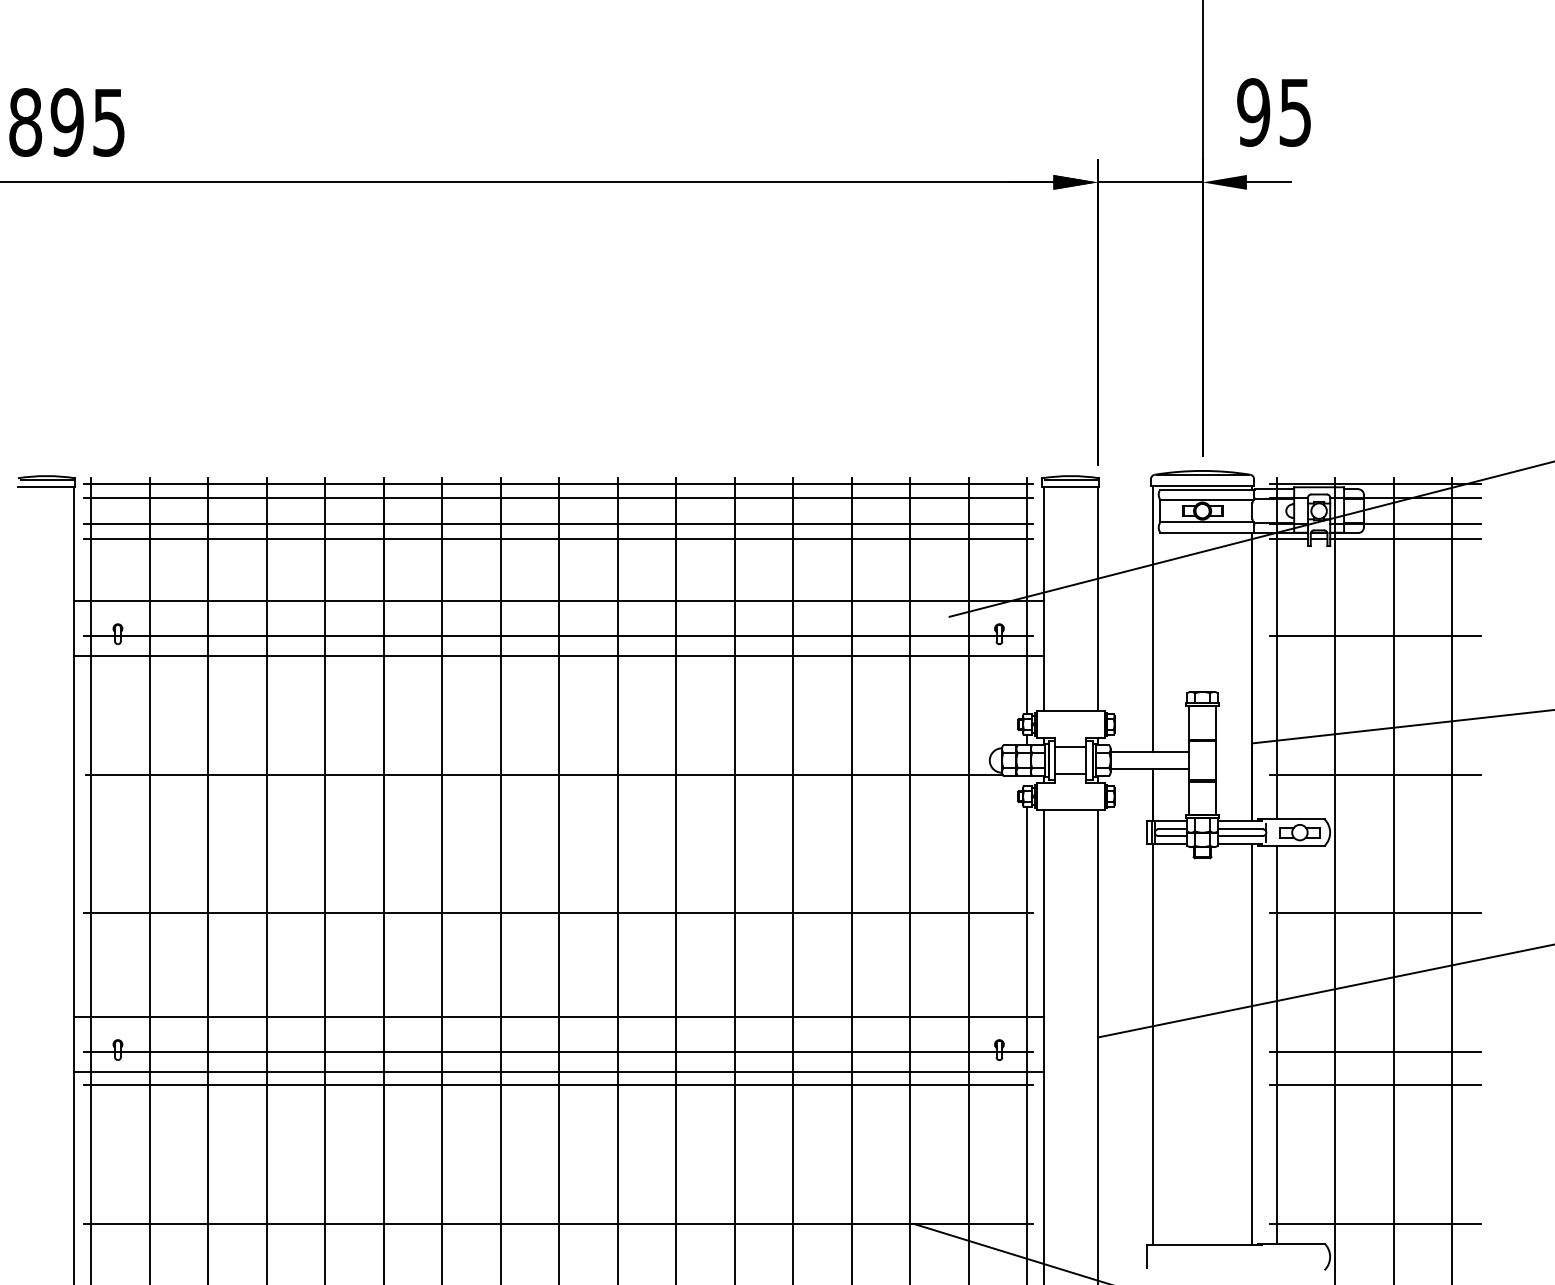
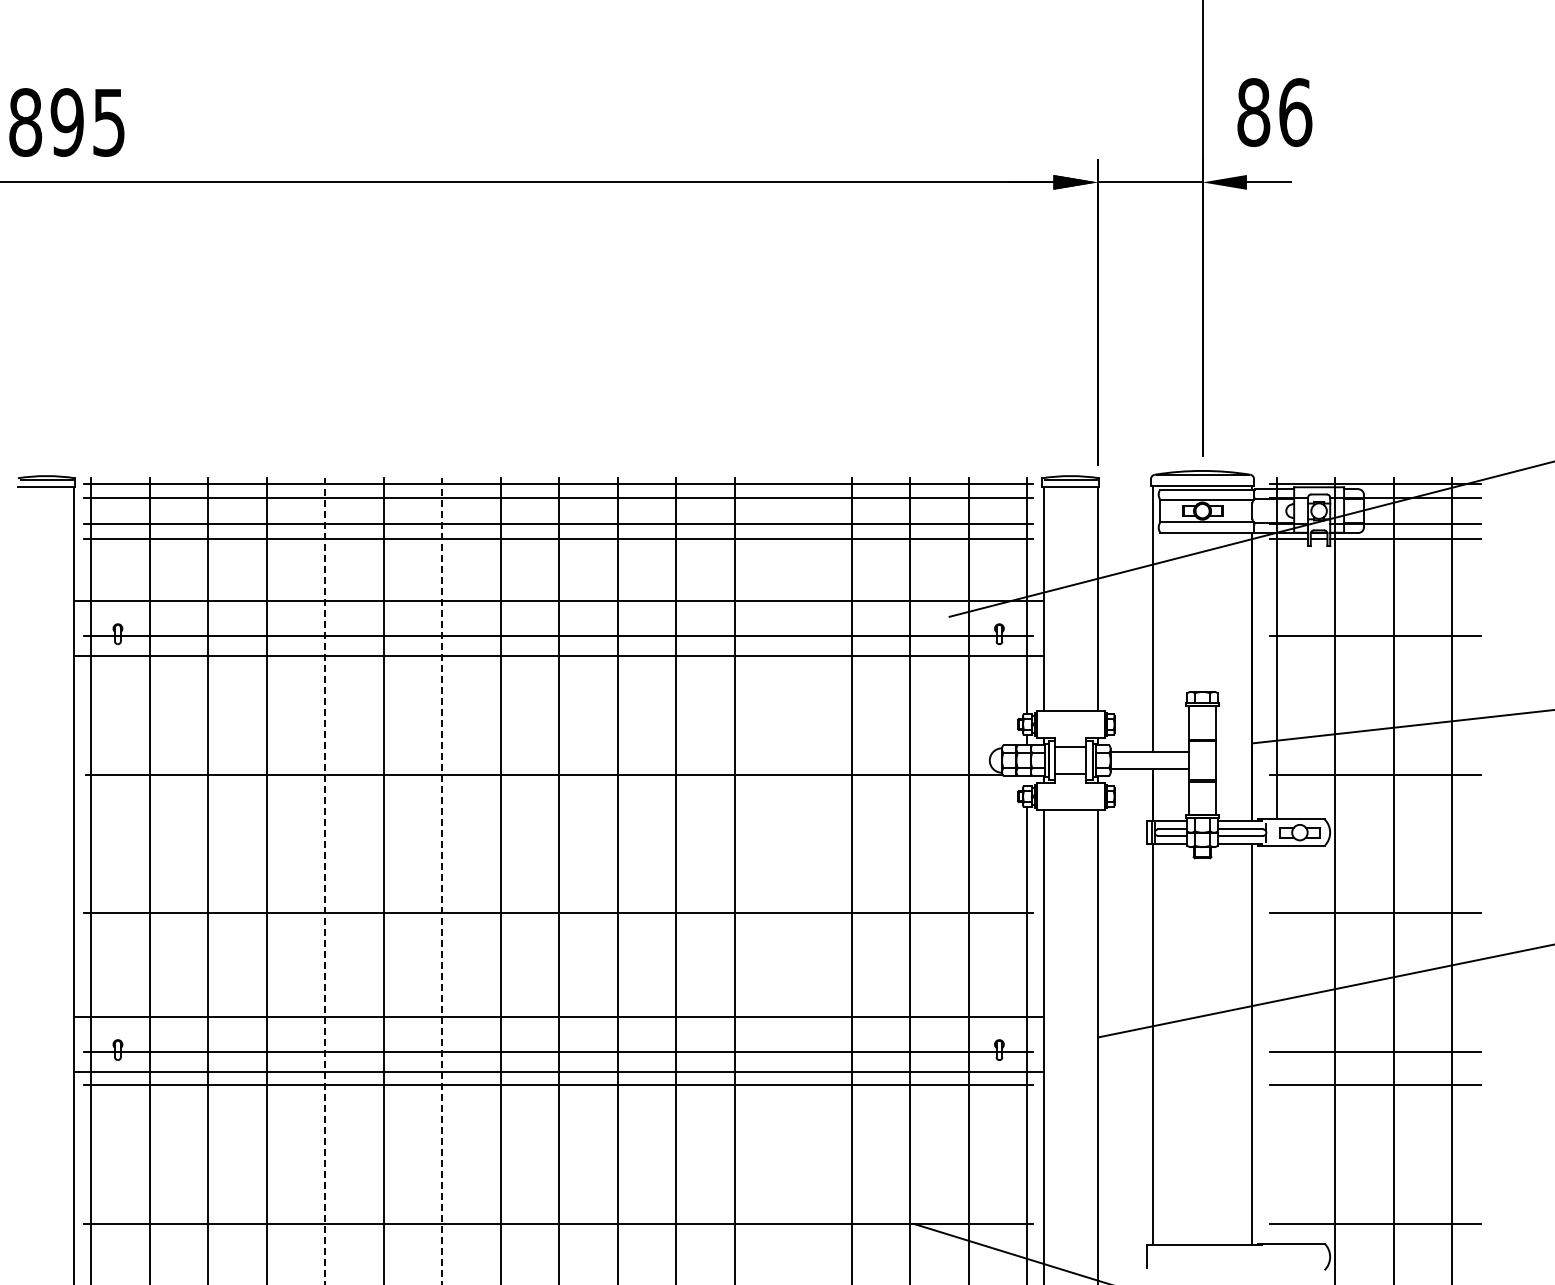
text: 95 -> 86 (1274, 112)
line: present -> none (793, 879)
line: solid -> dashed (325, 881)
line: solid -> dashed (442, 881)
line: present -> none (1276, 1044)
